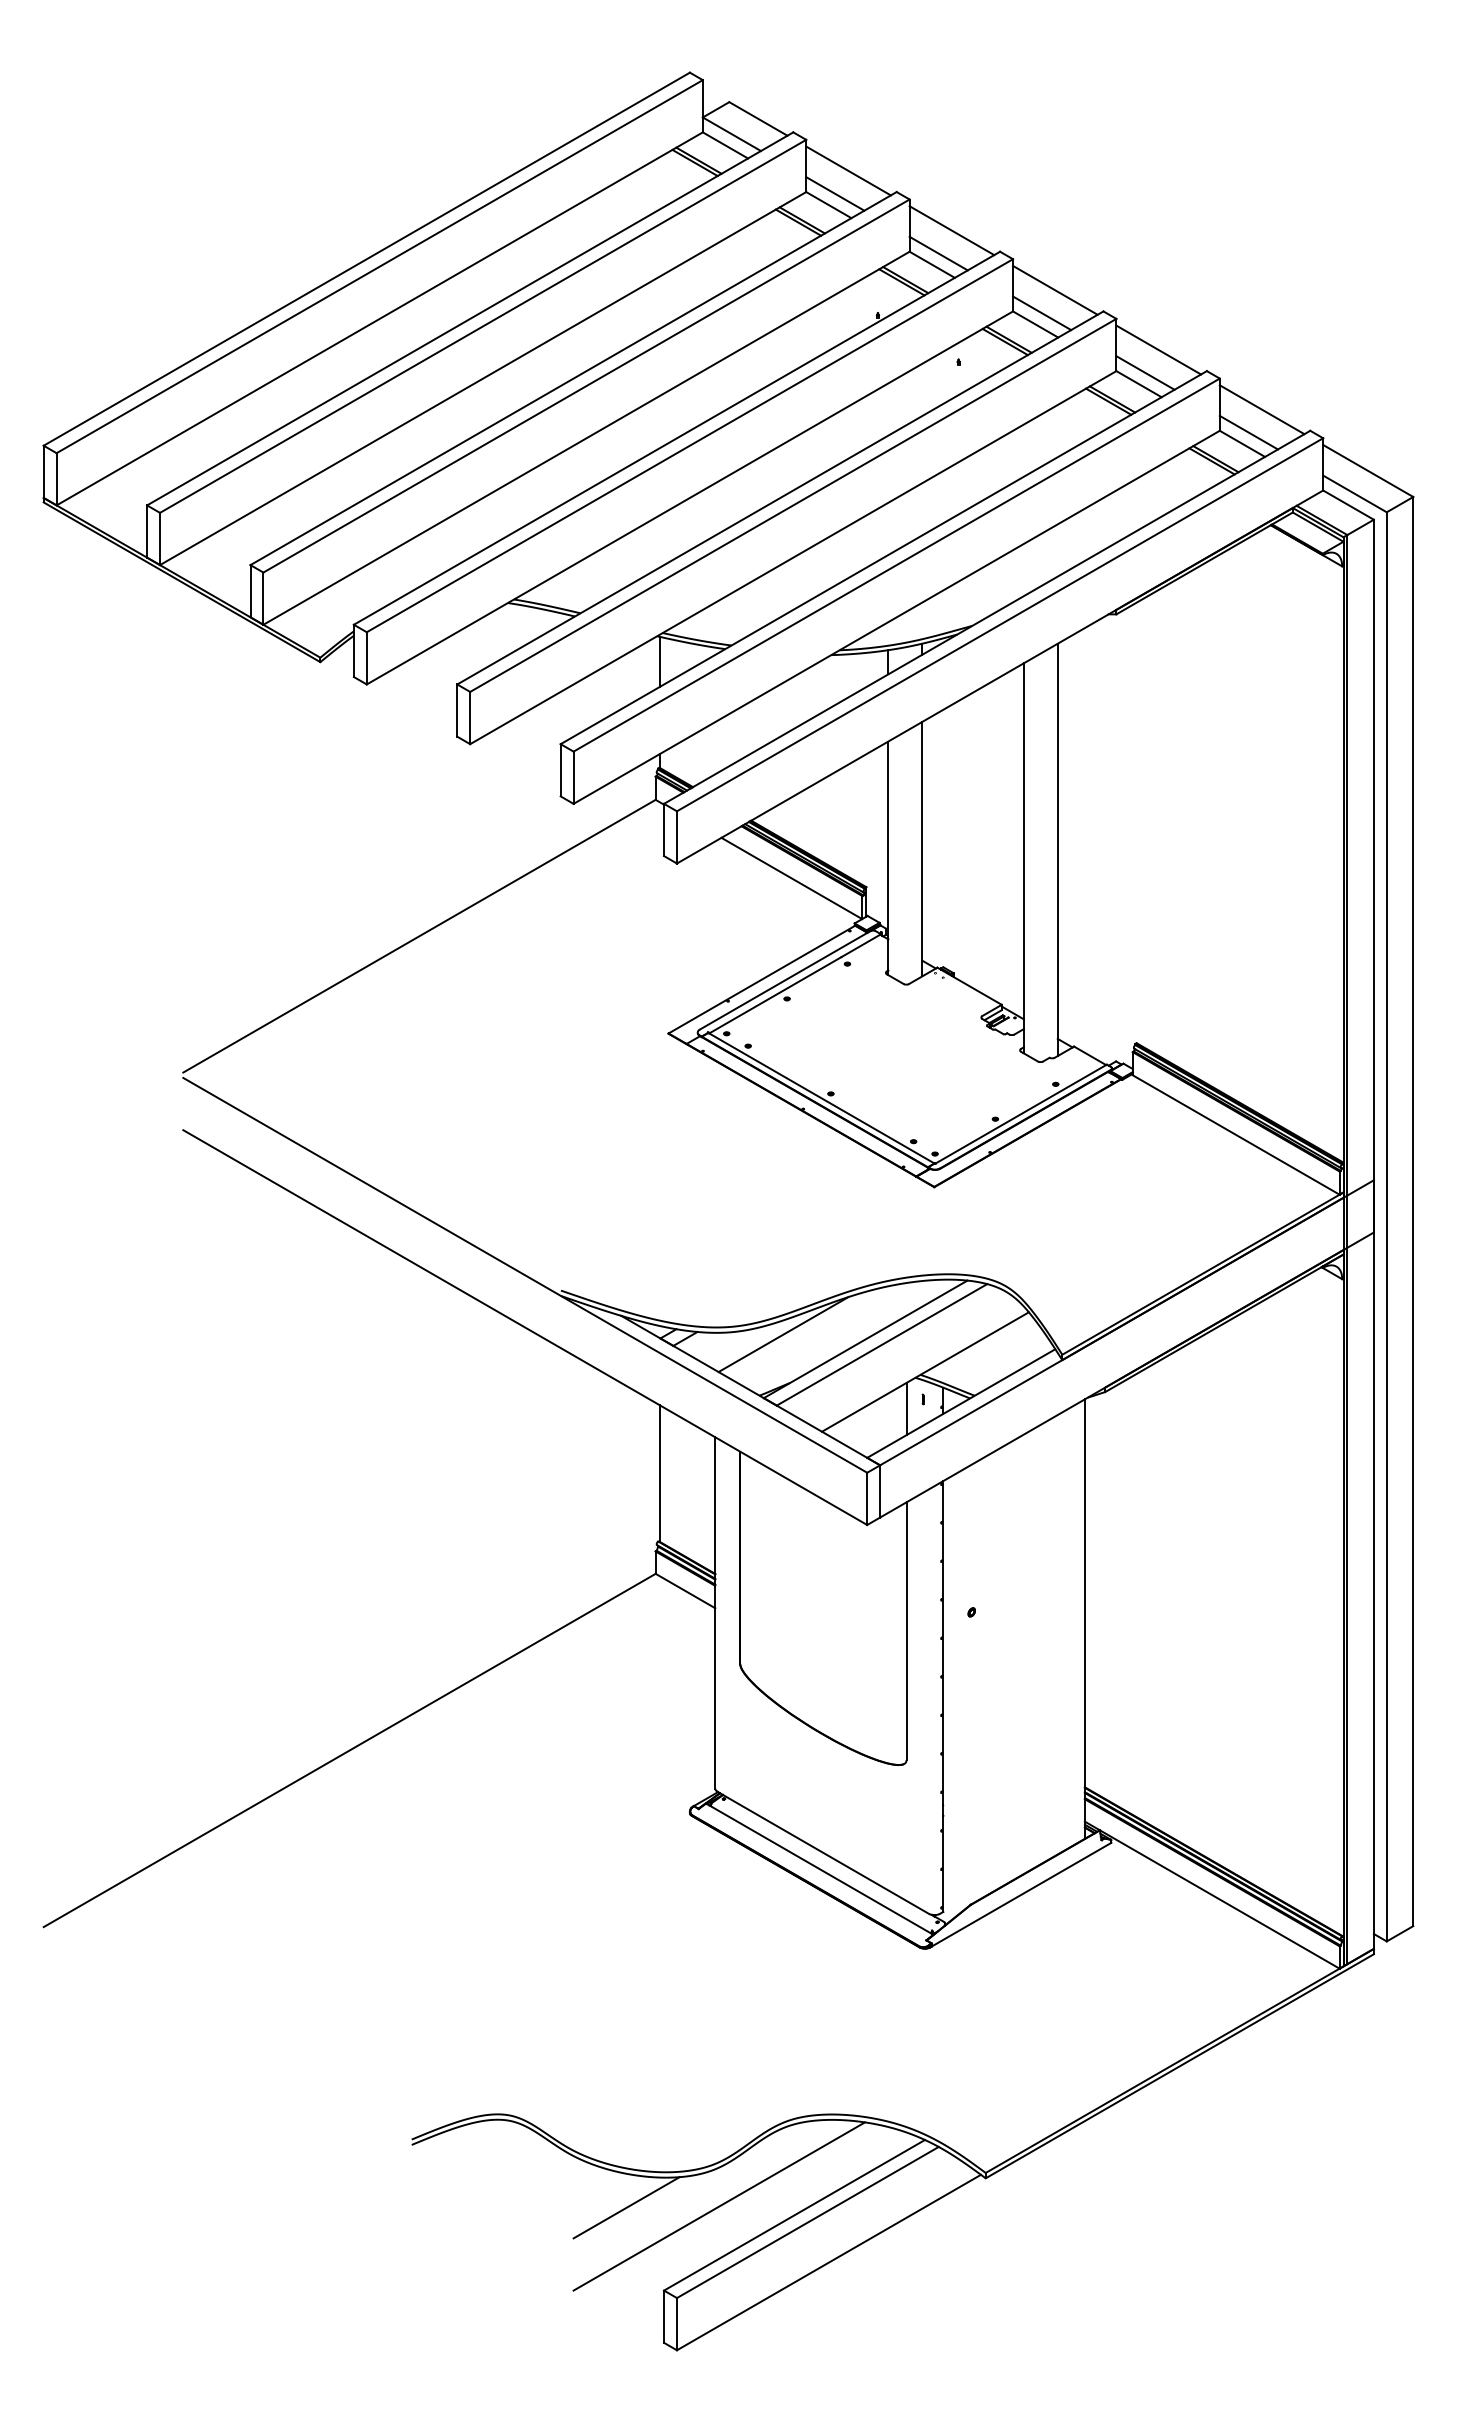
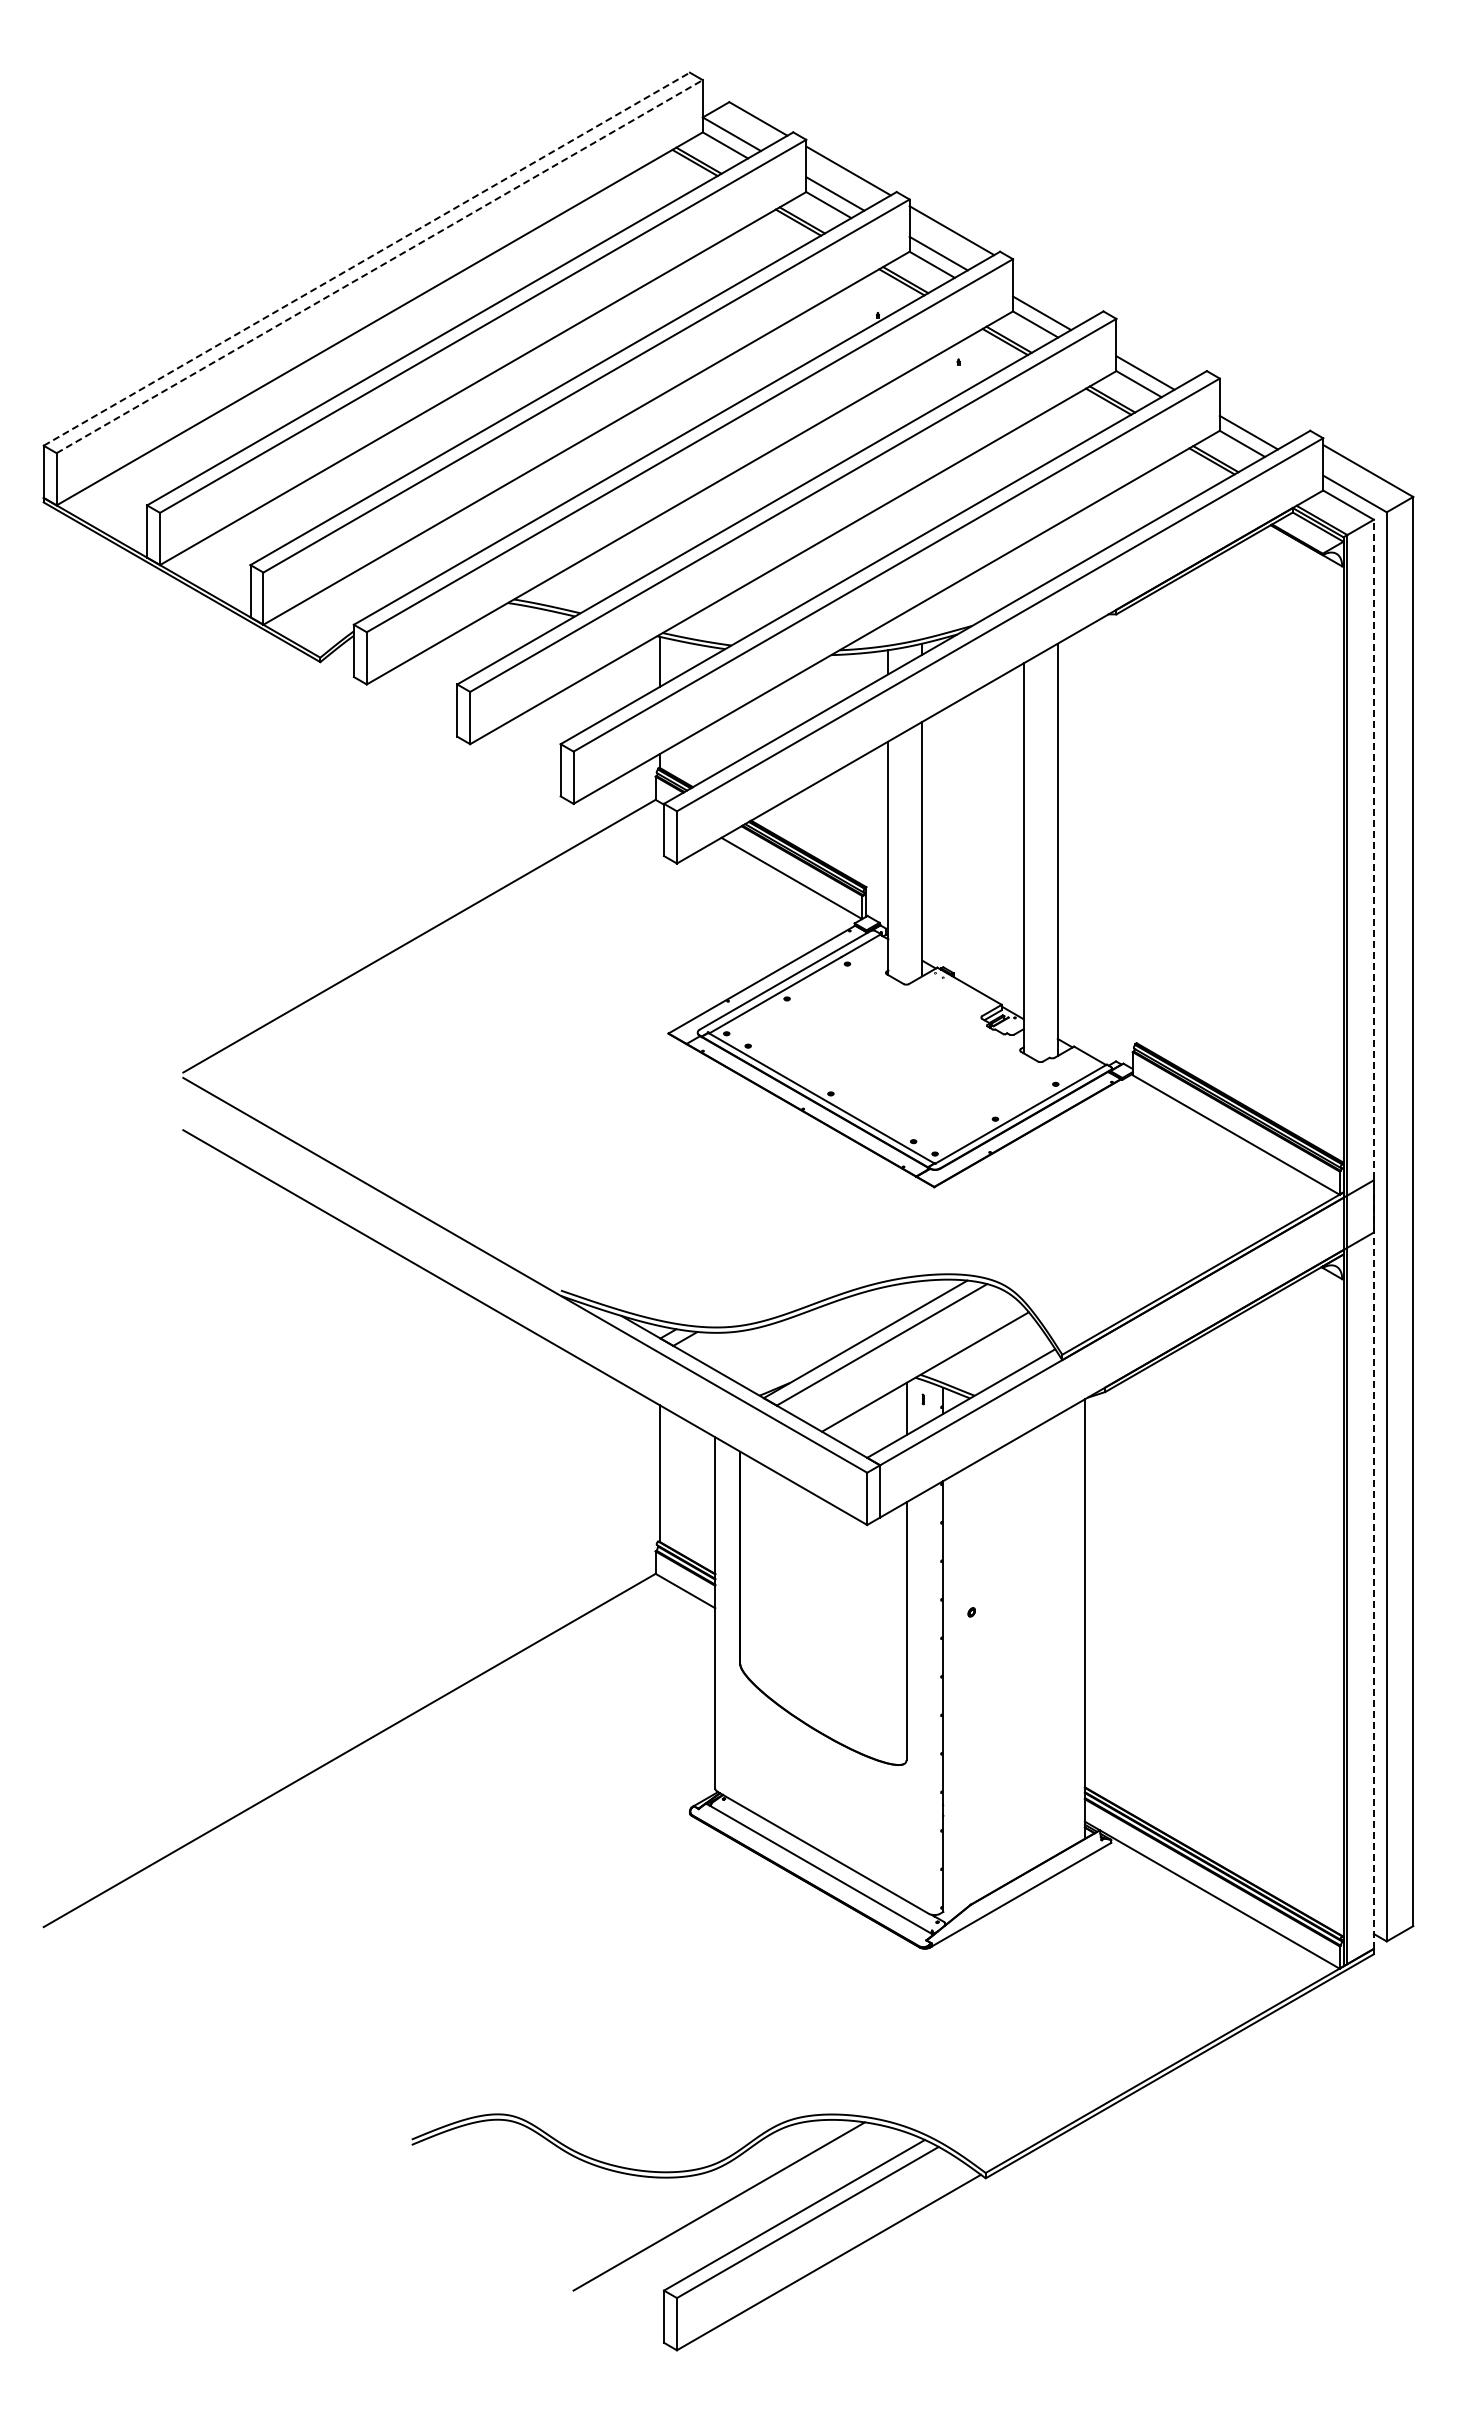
line: solid -> dashed (367, 258)
line: solid -> dashed (380, 266)
line: present -> none (1055, 289)
line: present -> none (1158, 349)
line: present -> none (1261, 409)
line: solid -> dashed (1373, 1234)
line: present -> none (783, 1334)
line: present -> none (626, 2207)
